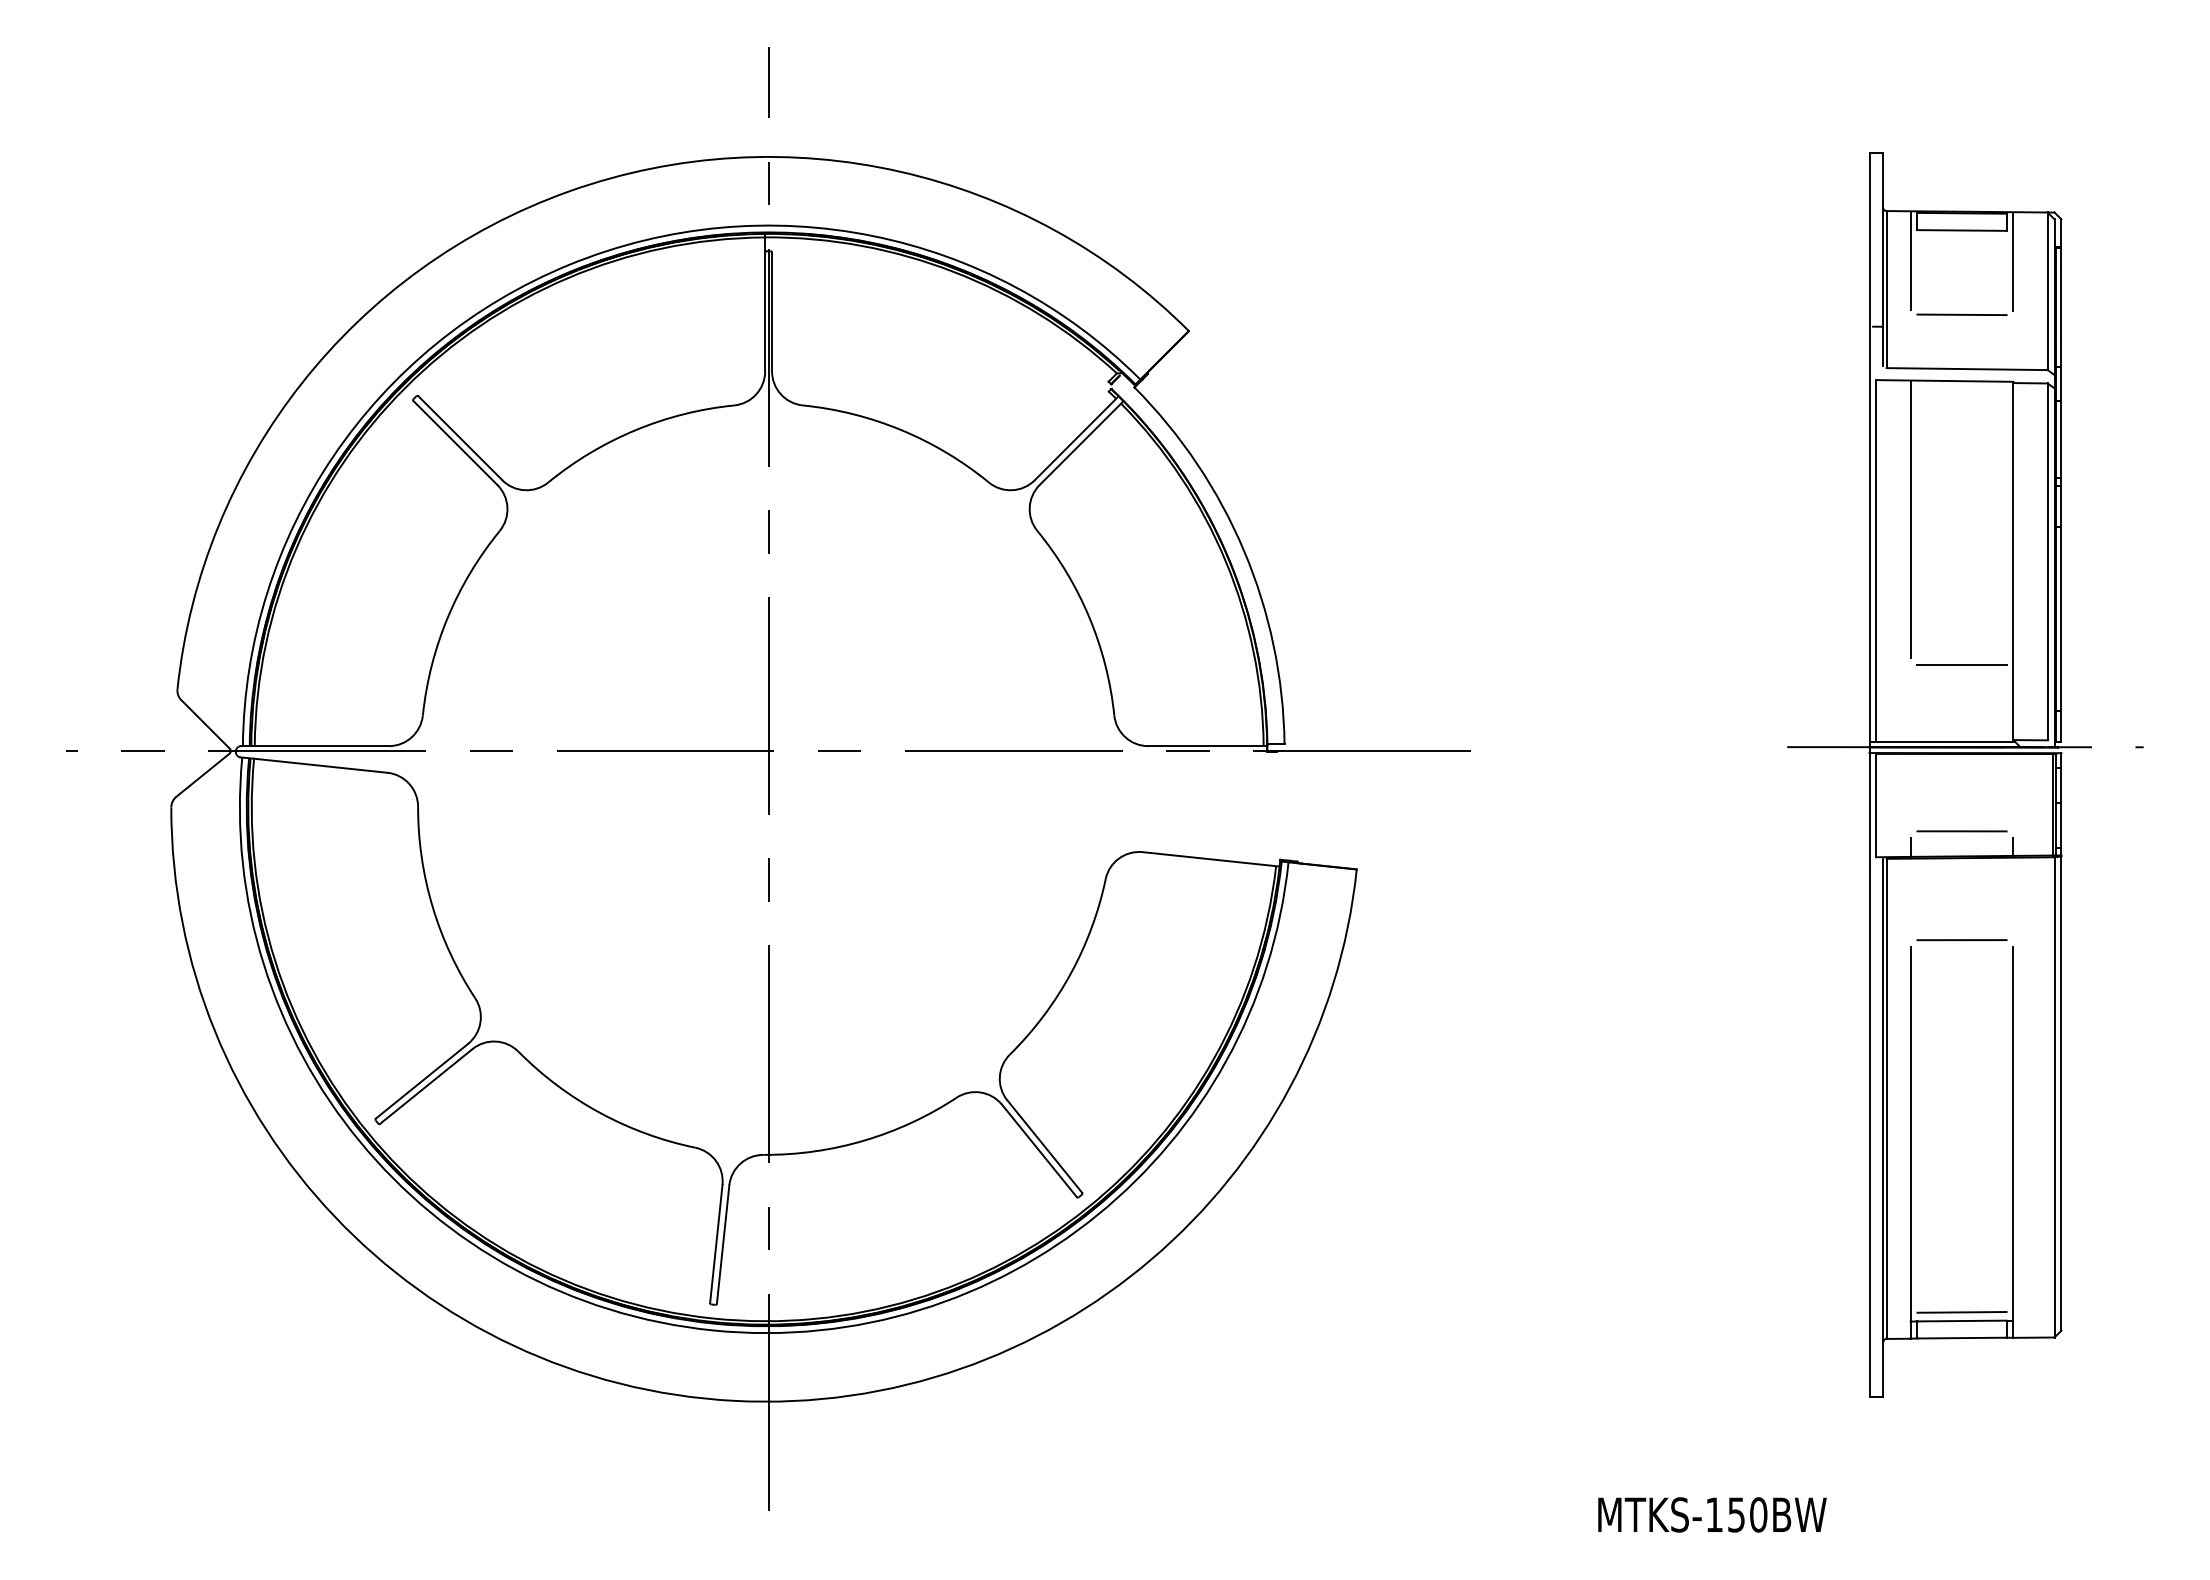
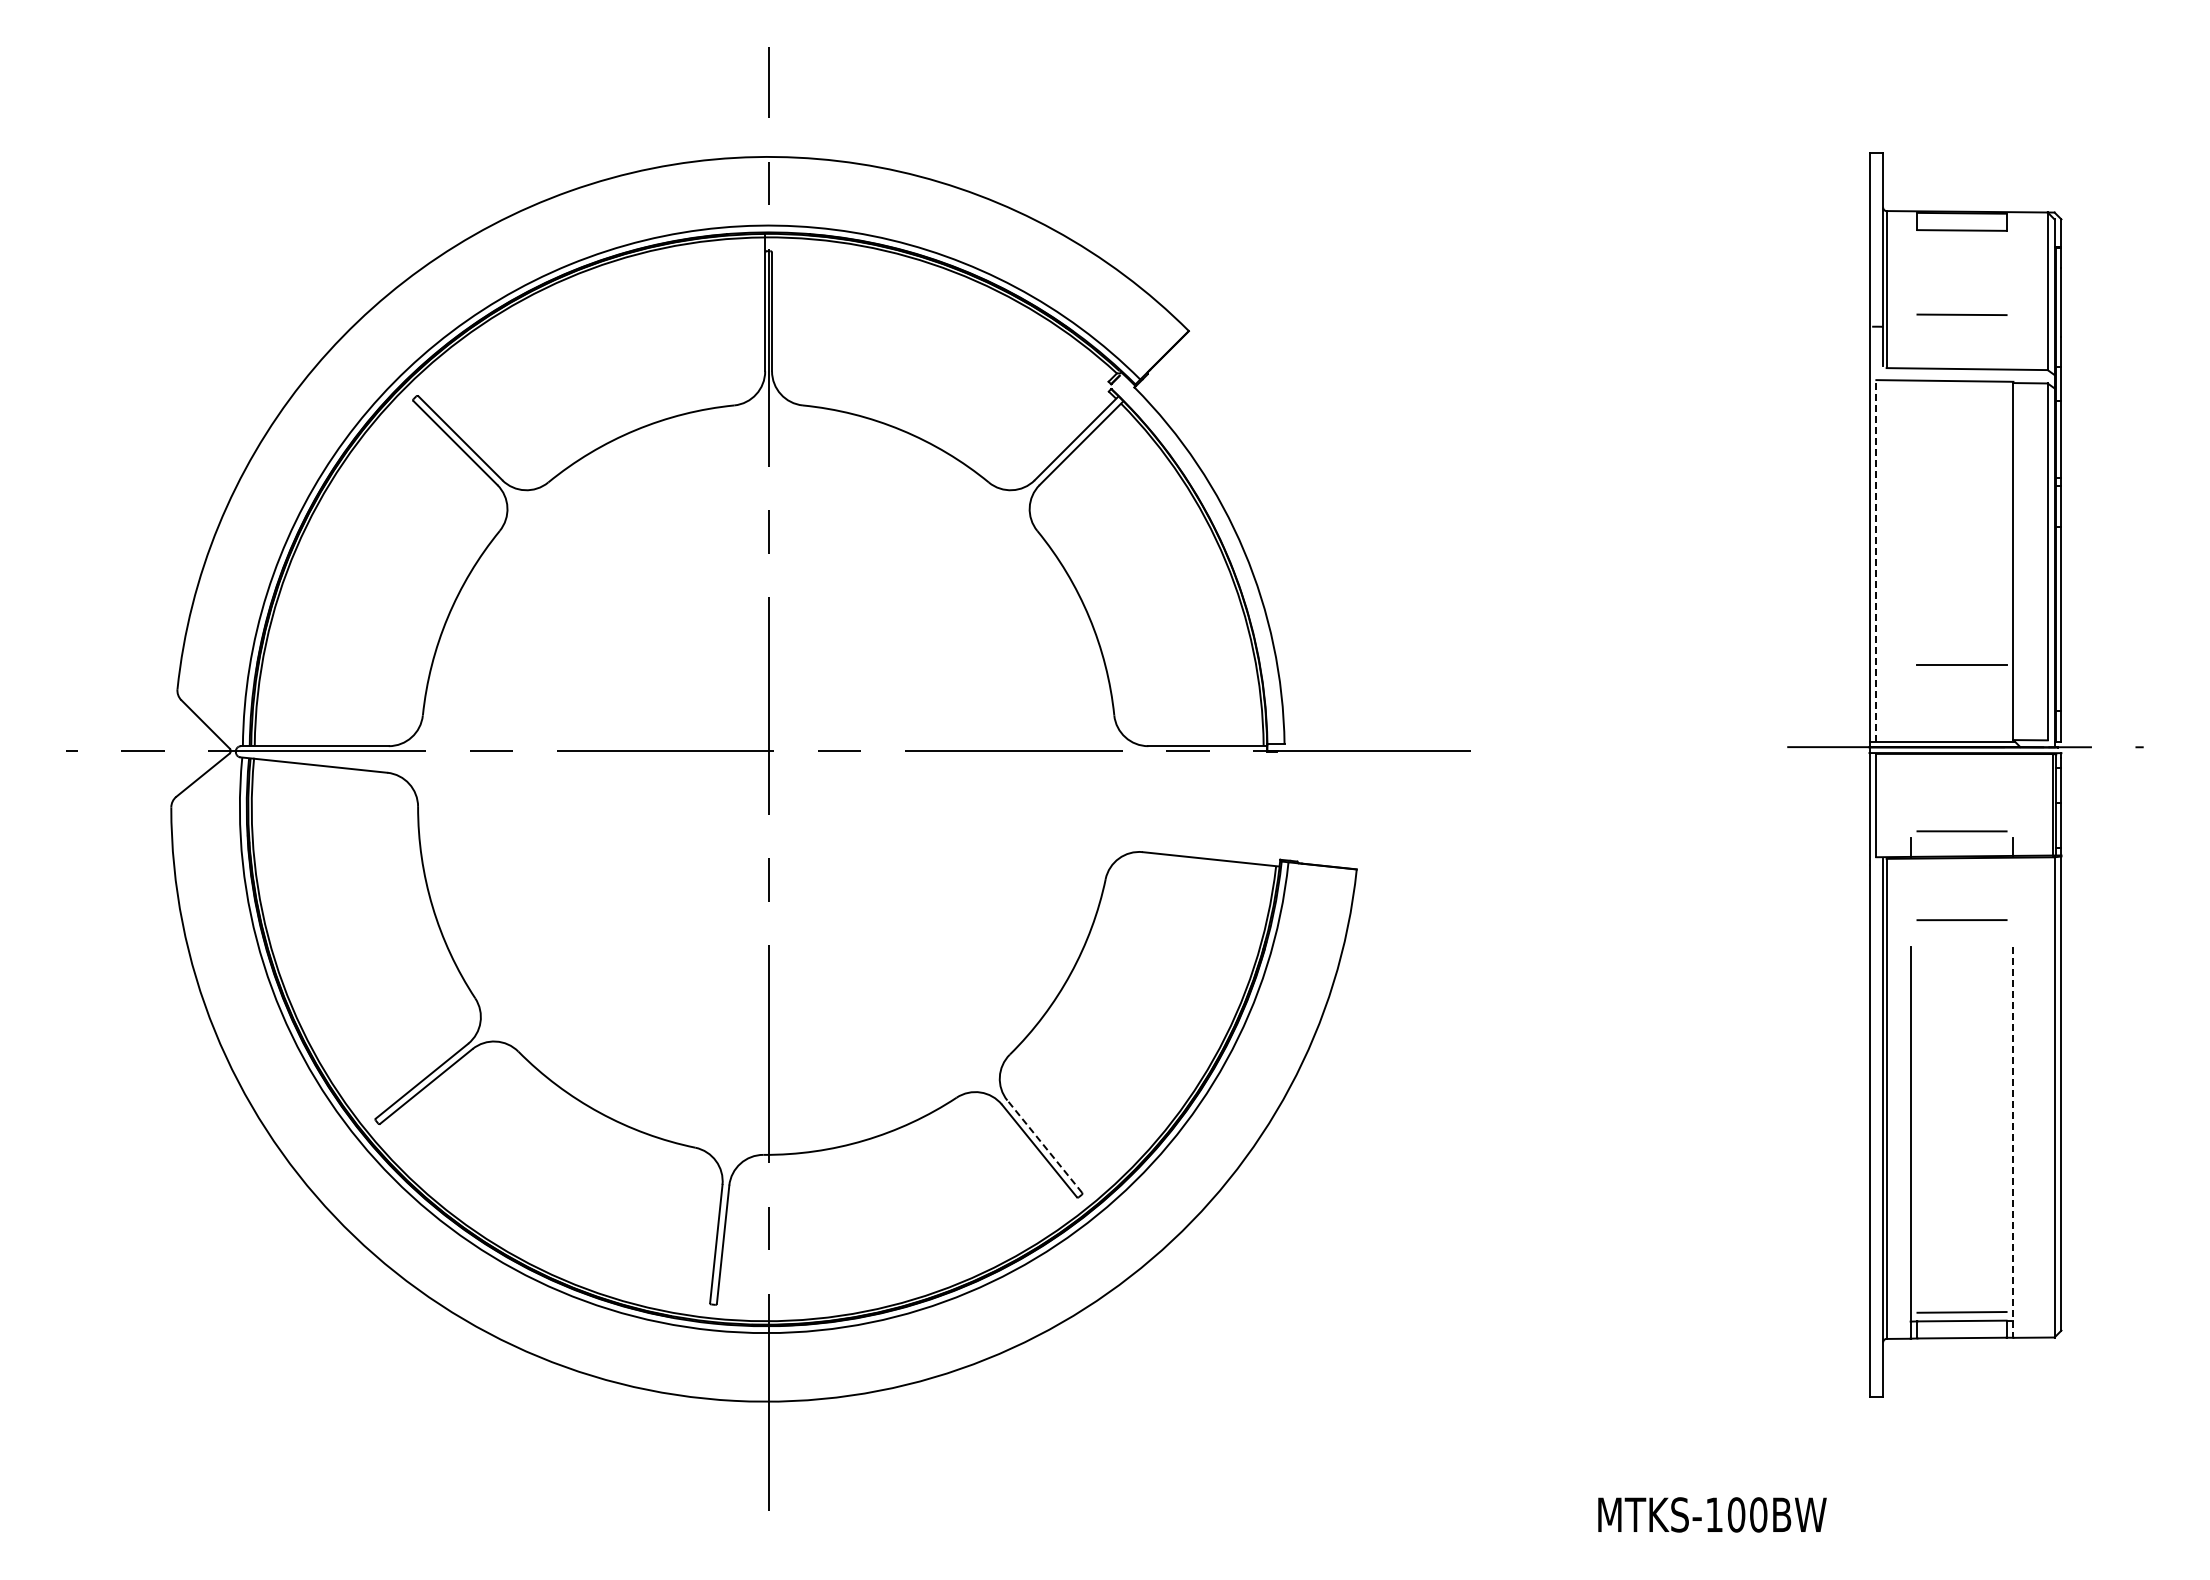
line: present -> none (1910, 261)
line: present -> none (2013, 262)
line: present -> none (1910, 518)
line: solid -> dashed (1876, 560)
line position: (1961, 940) -> (1961, 920) (1961, 920)
line: solid -> dashed (2013, 1142)
line: solid -> dashed (1044, 1146)
text: MTKS-150BW -> MTKS-100BW (1736, 1514)
